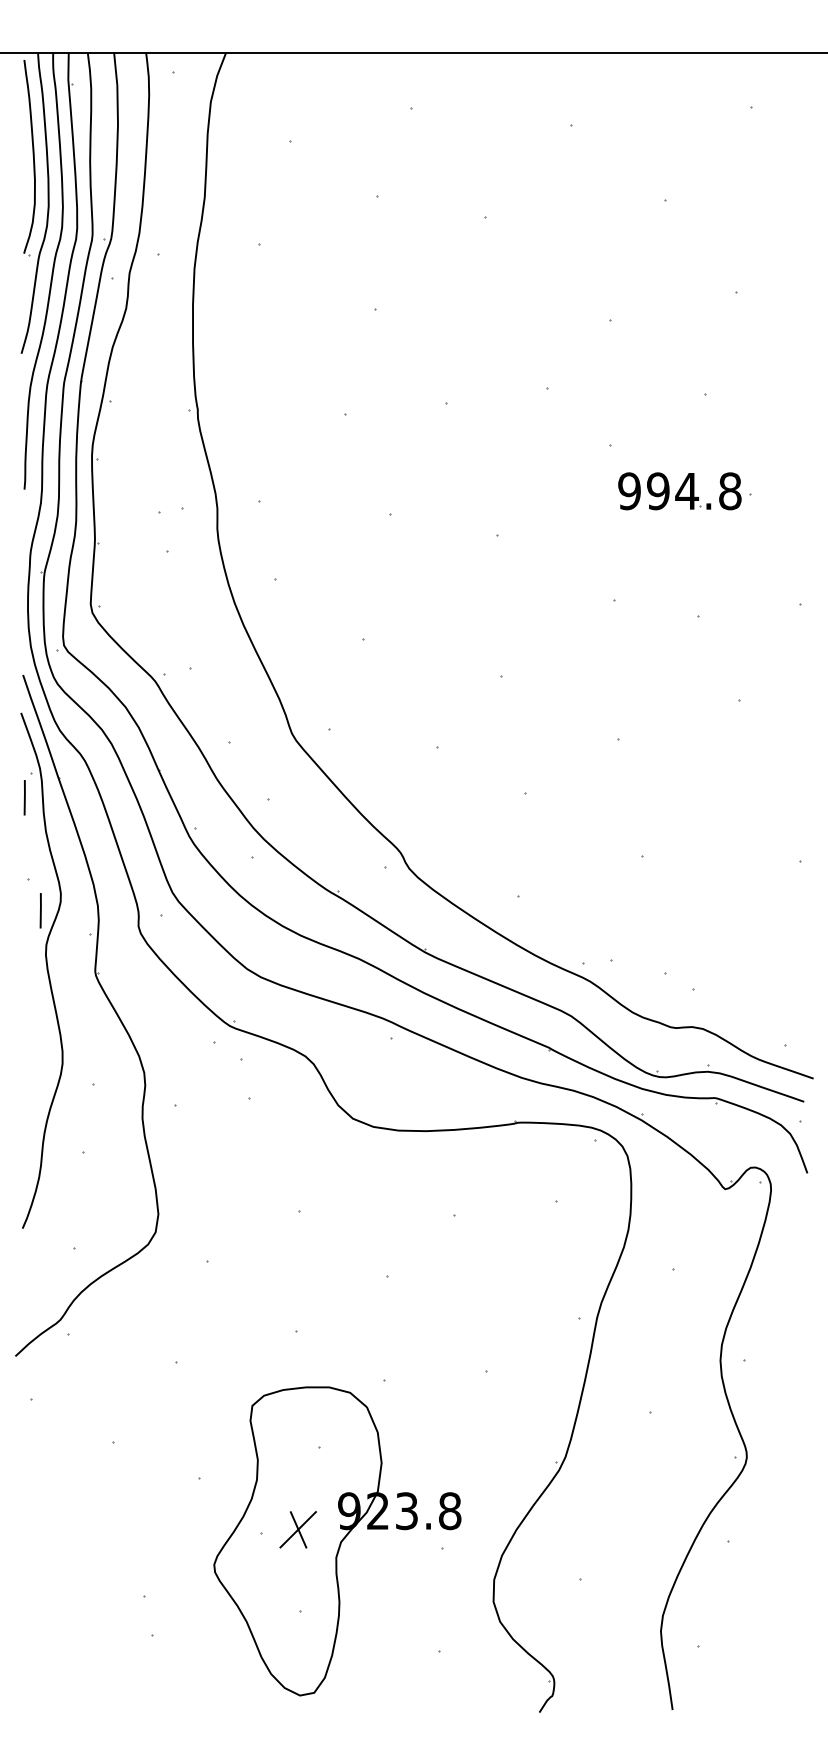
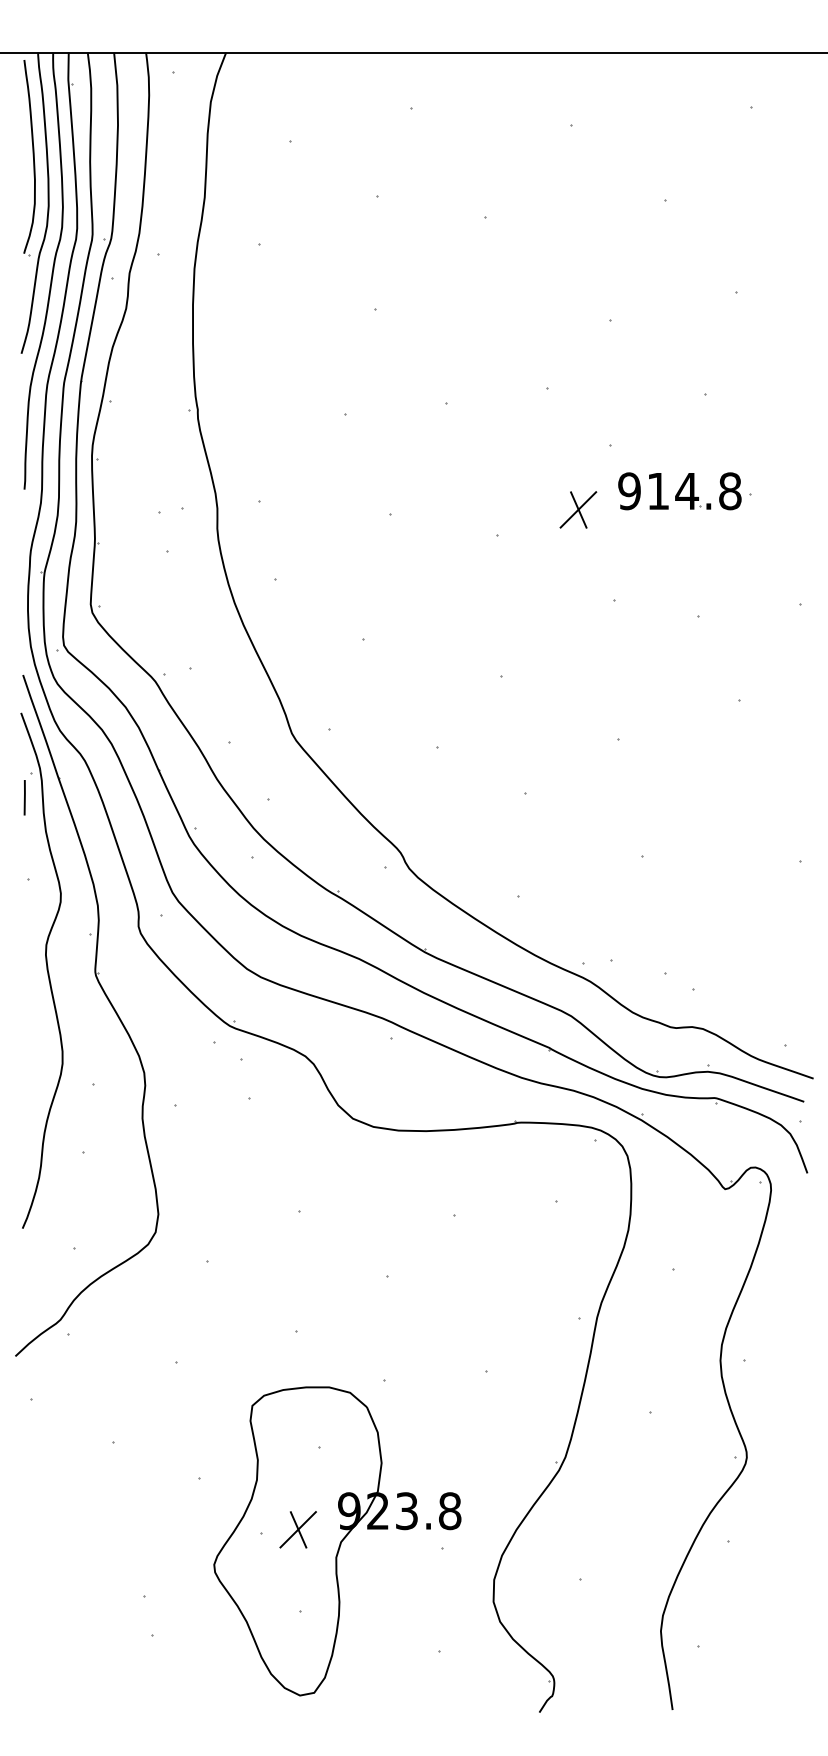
text: 994.8 -> 914.8 (658, 491)
part: none -> present (578, 509)
line: present -> none (40, 910)
